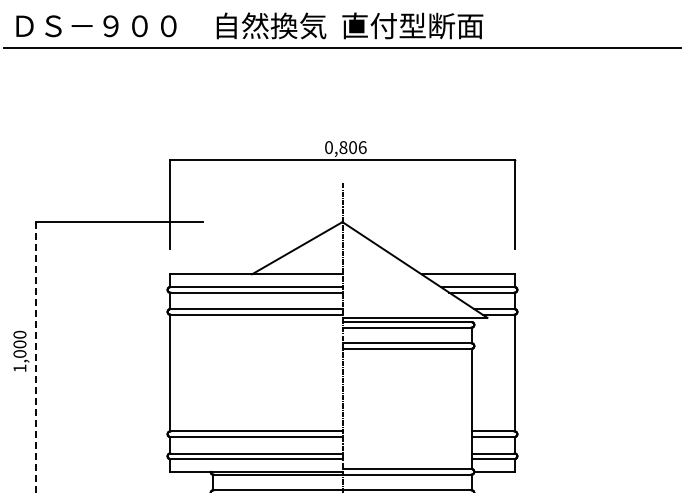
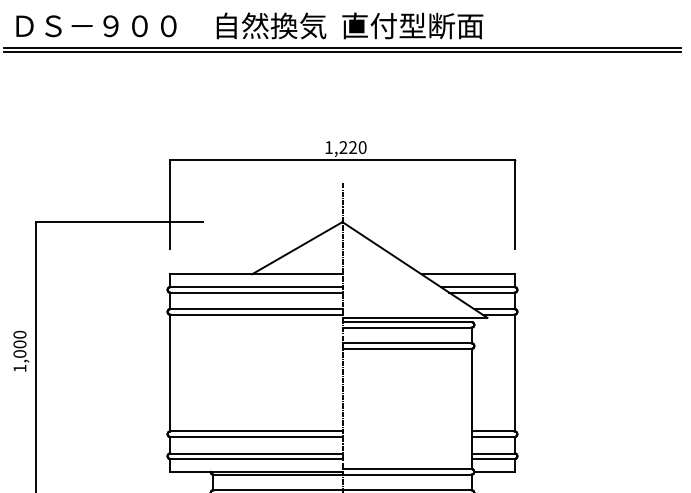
line: none -> present (342, 52)
text: 0,806 -> 1,220 (345, 147)
line: dashed -> solid (35, 356)
